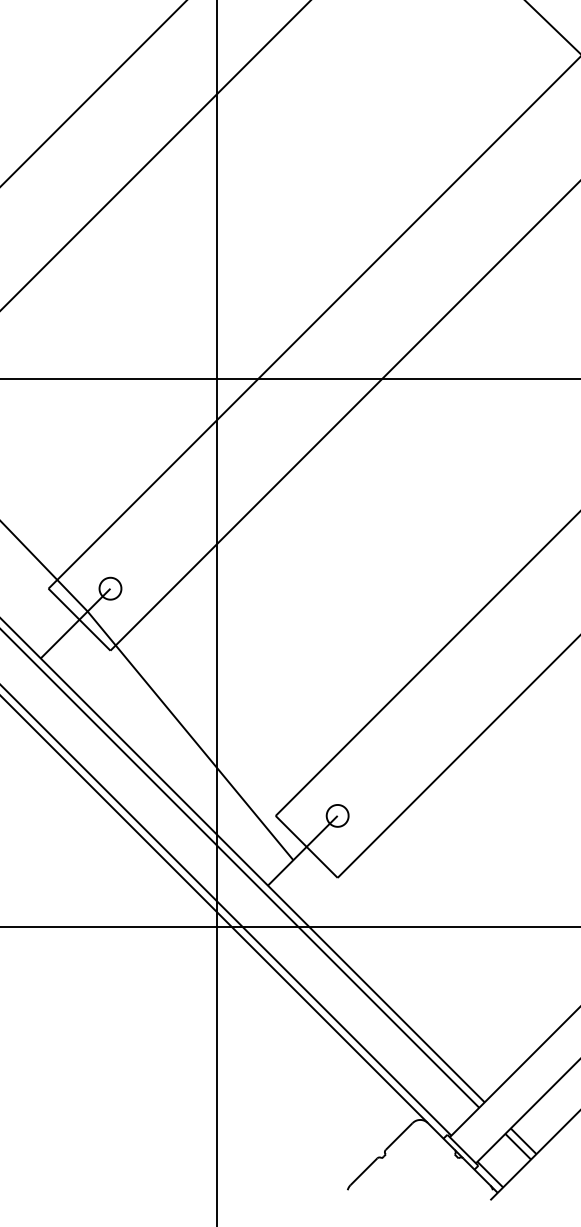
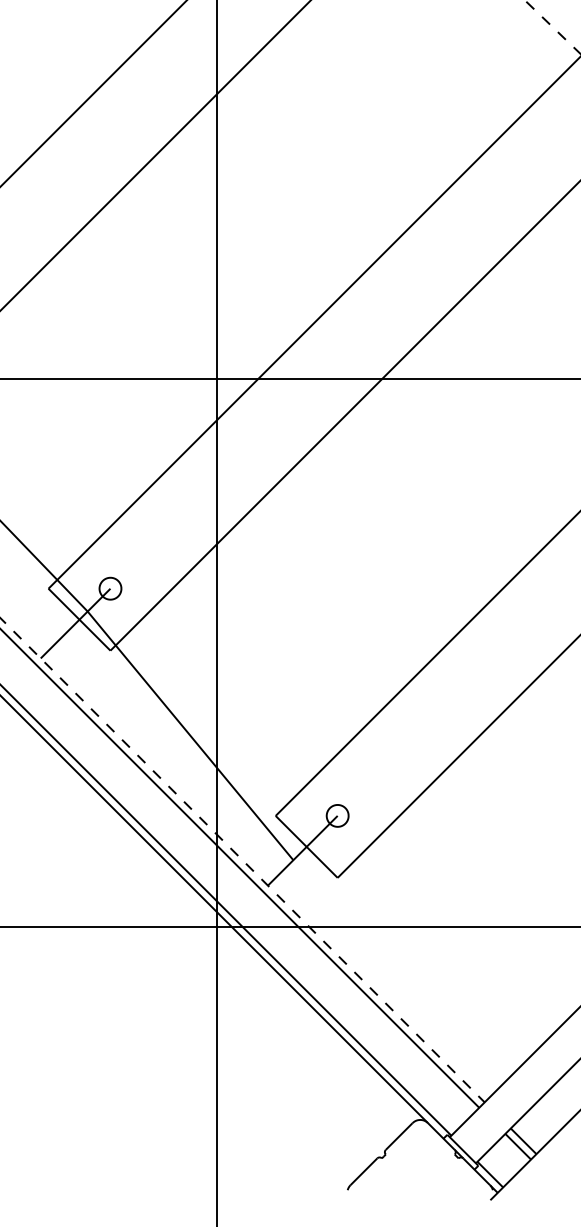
line: solid -> dashed (553, 27)
line: solid -> dashed (243, 860)
